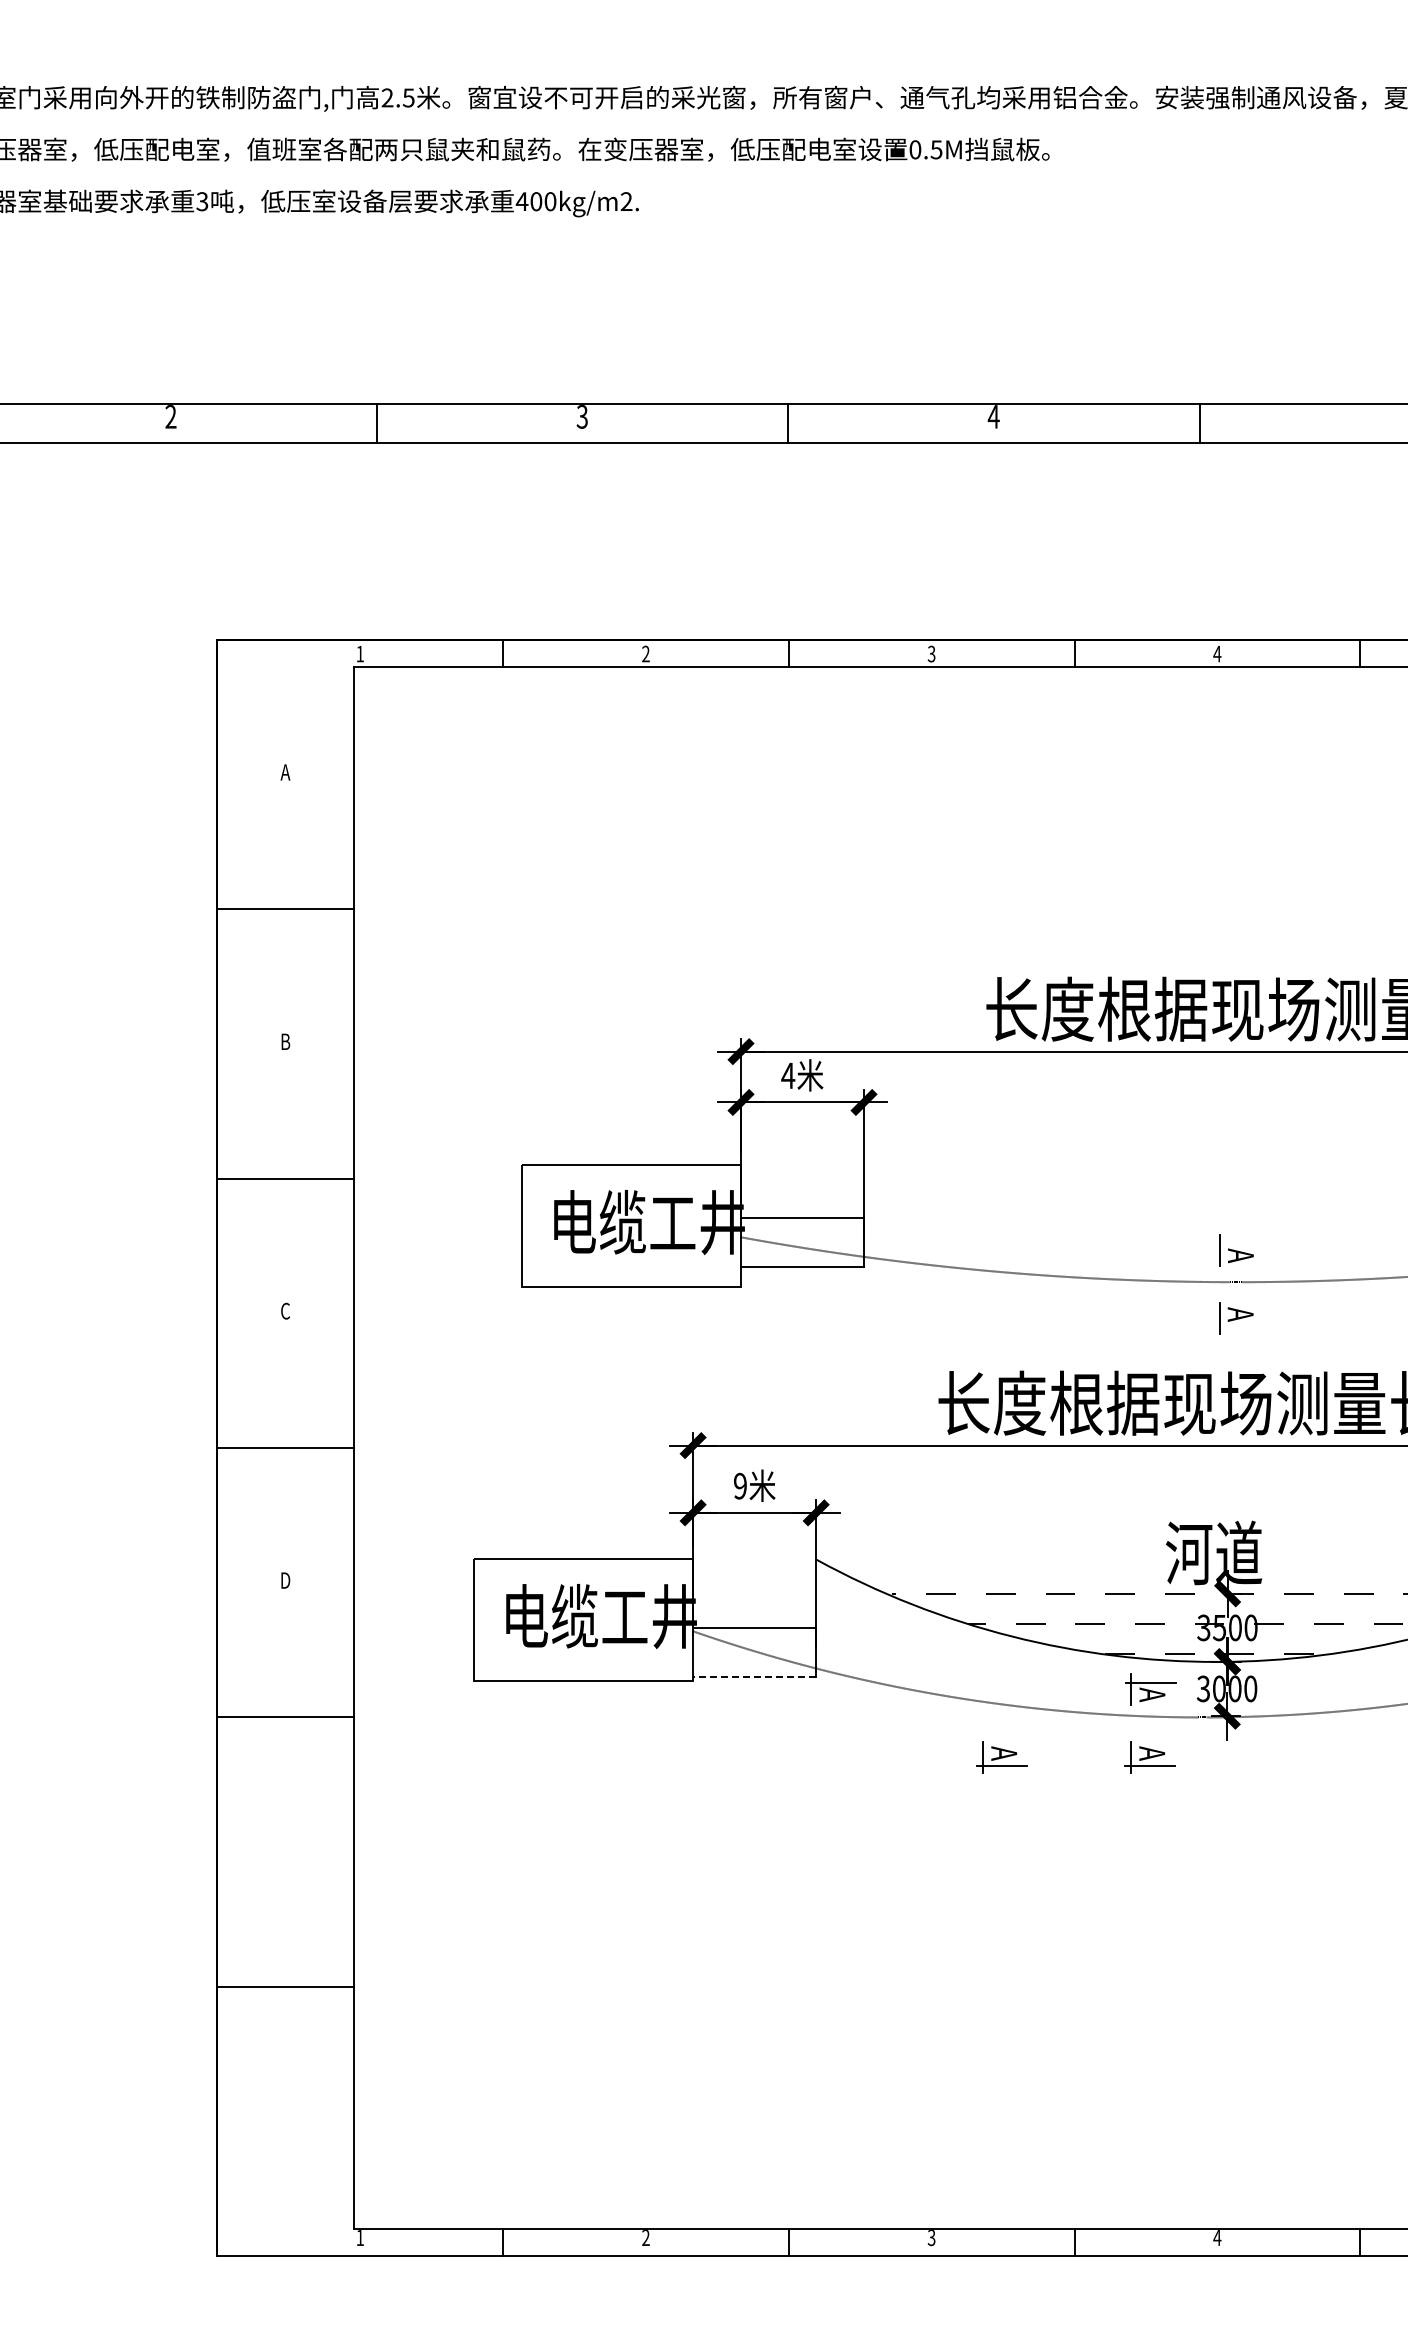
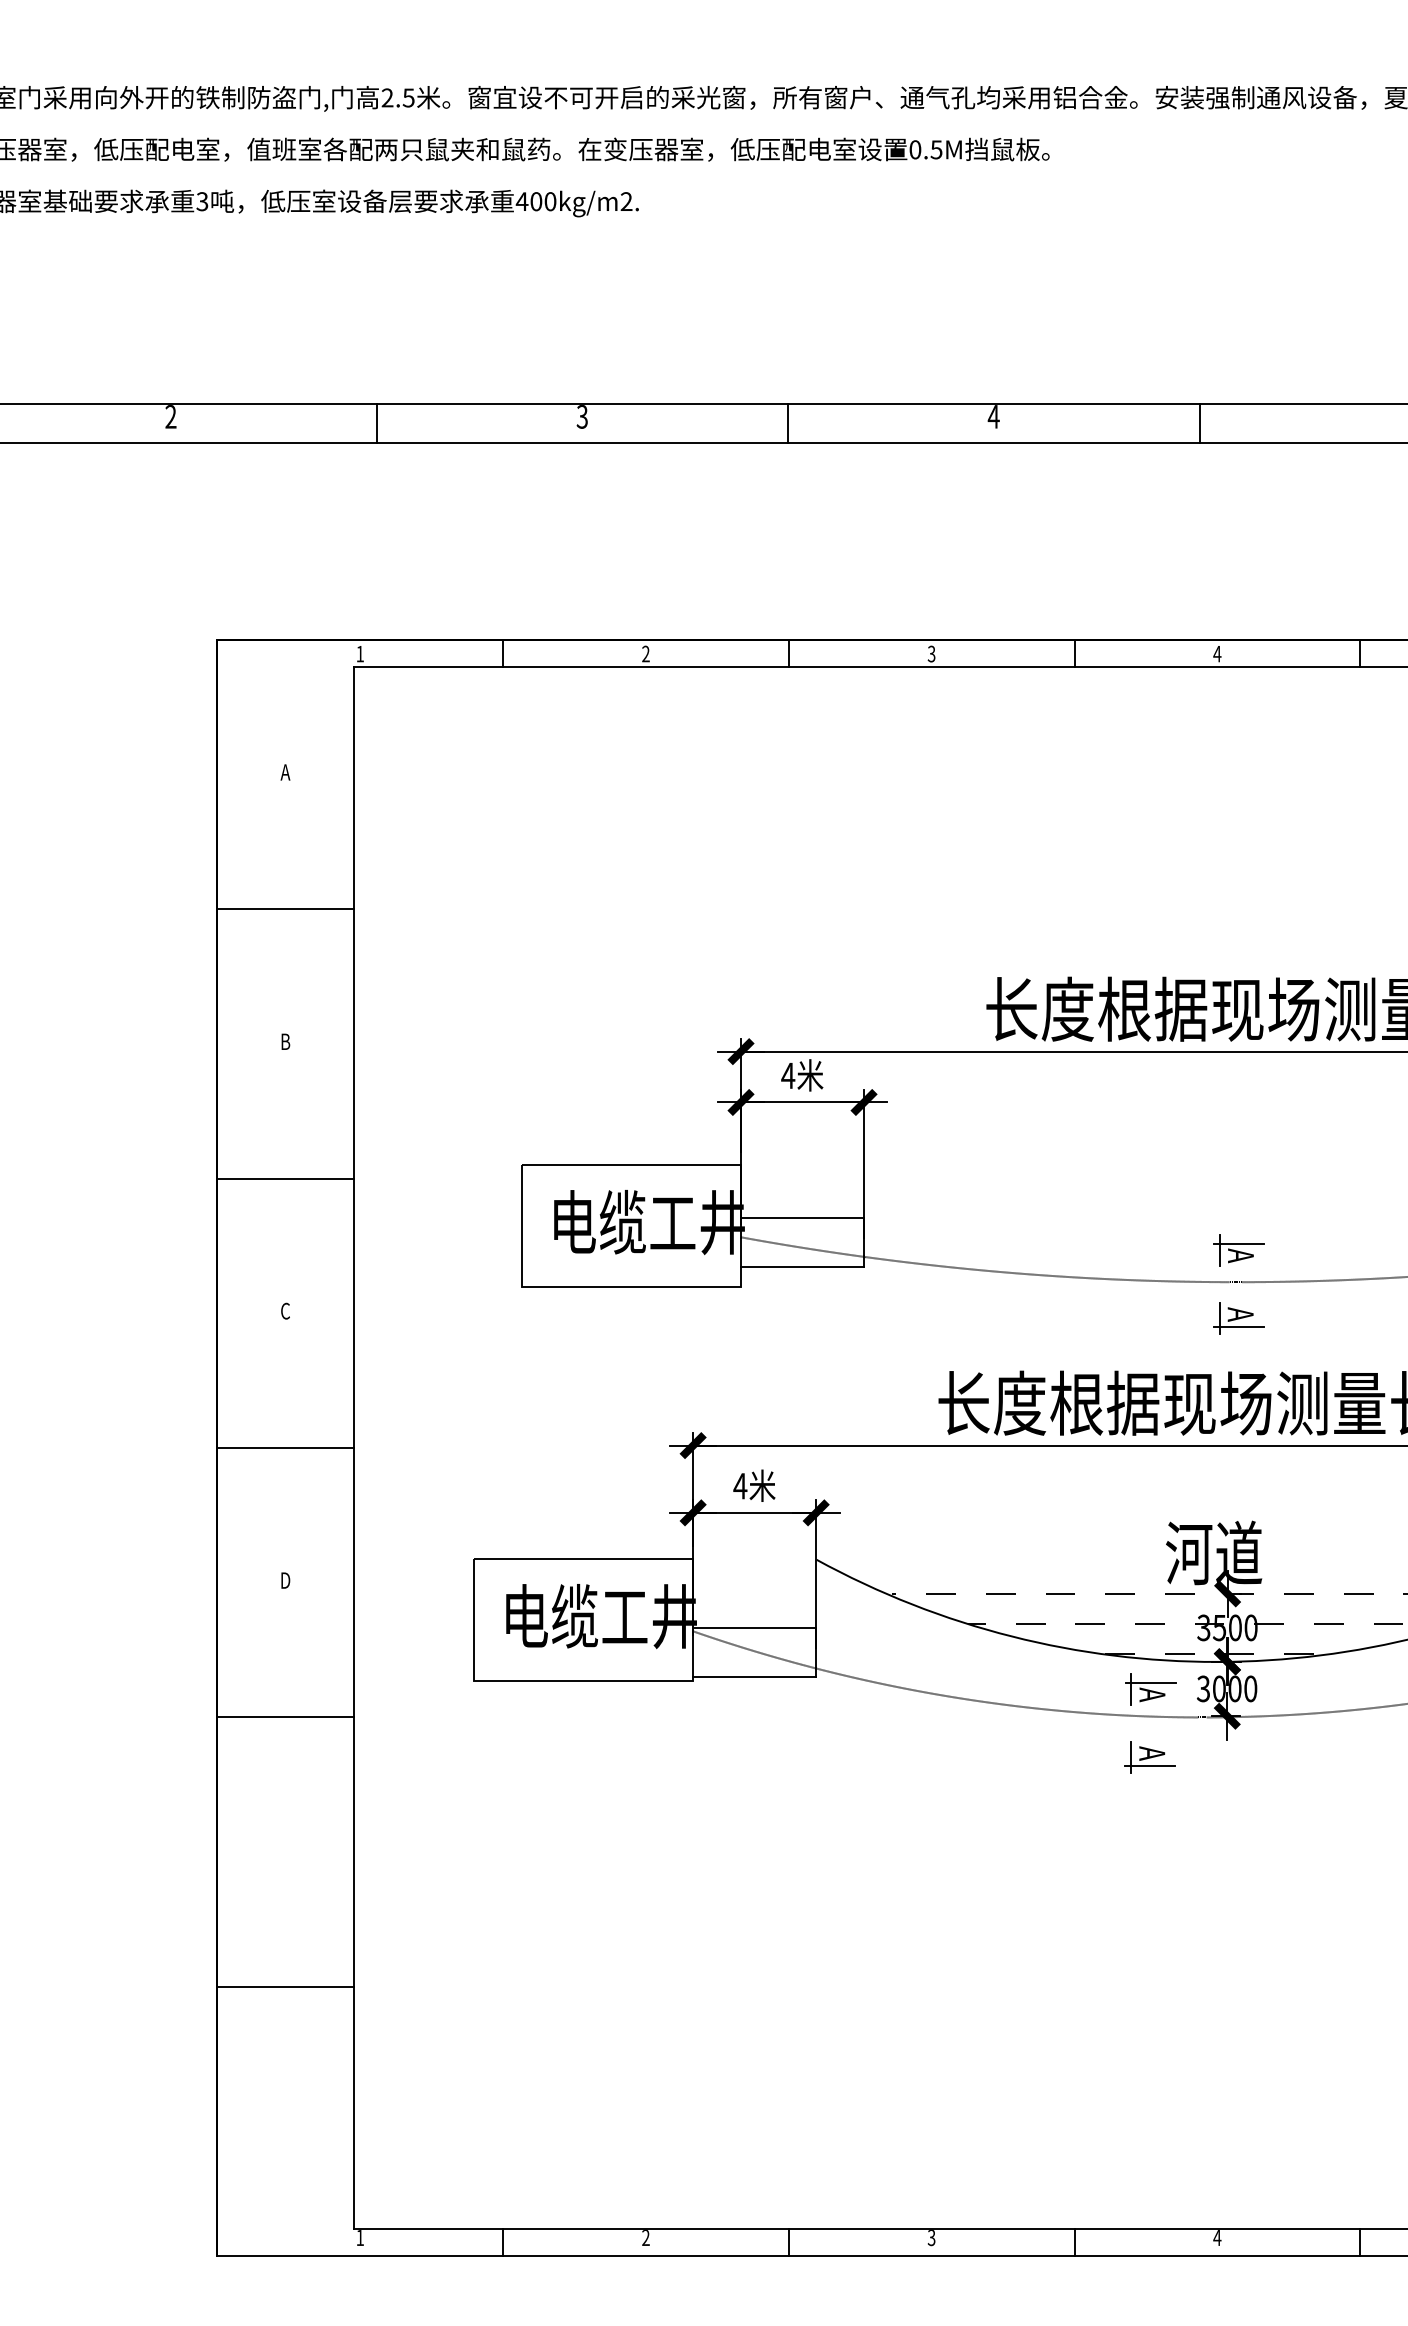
line: none -> present (1238, 1243)
line: none -> present (1238, 1326)
text: 9 -> 4 (740, 1485)
line: dashed -> solid (754, 1677)
part: present -> none (1001, 1757)
